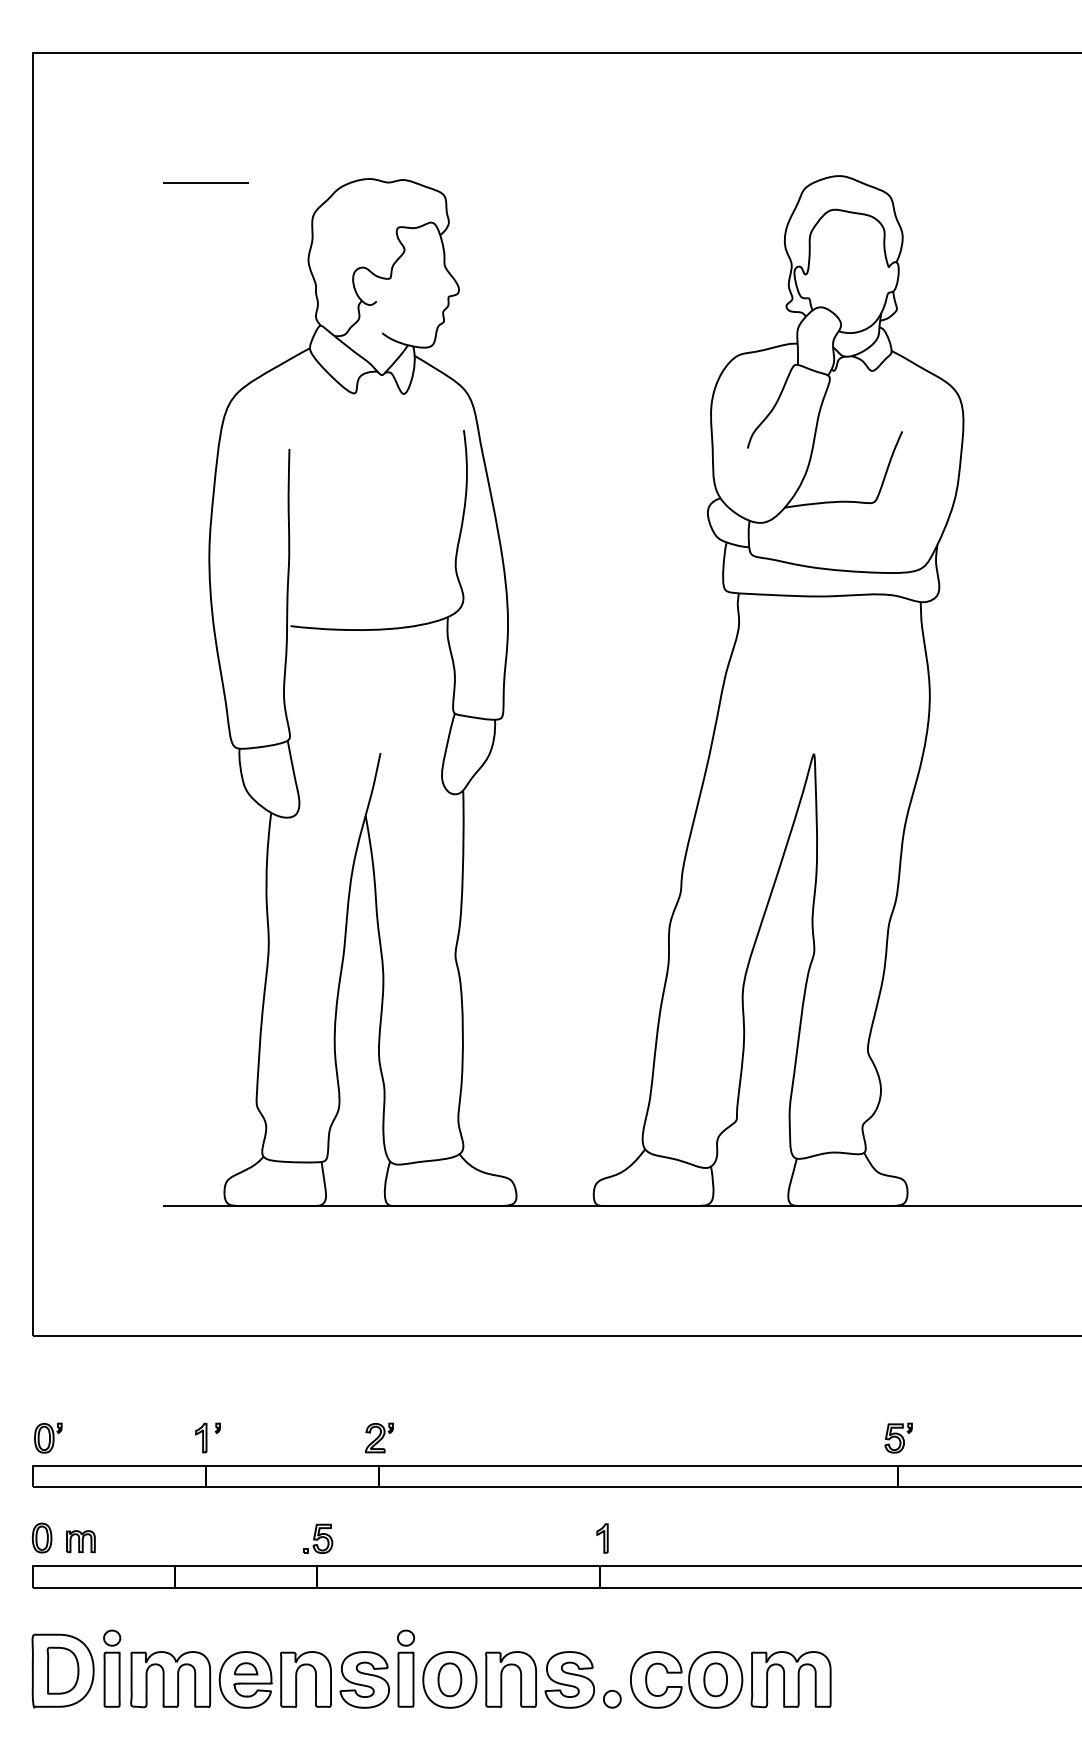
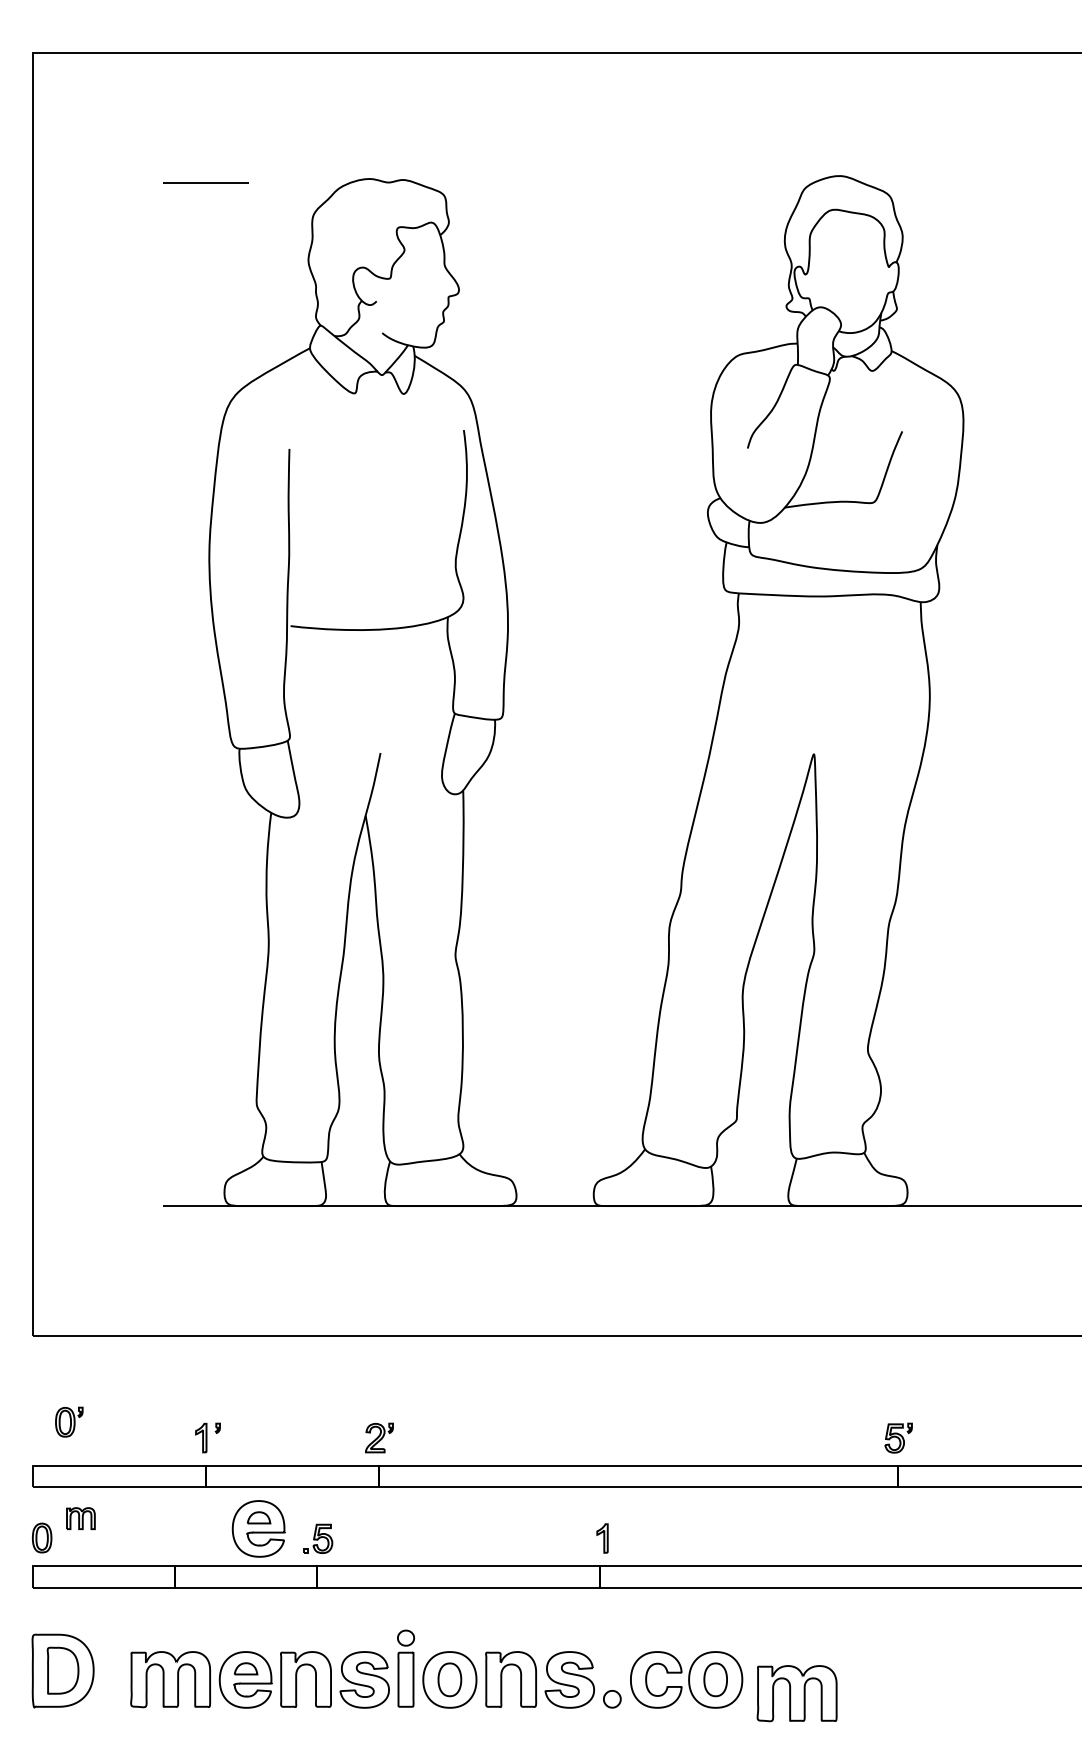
part position: (48, 1437) -> (69, 1421) (69, 1421)
part: none -> present (258, 1528)
part position: (80, 1541) -> (80, 1518) (80, 1518)
part: present -> none (112, 1668)
part position: (790, 1679) -> (796, 1693) (796, 1693)
